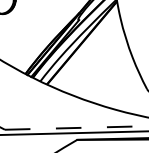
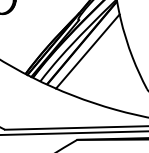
line: none -> present (87, 51)
line: dashed -> solid (76, 127)
